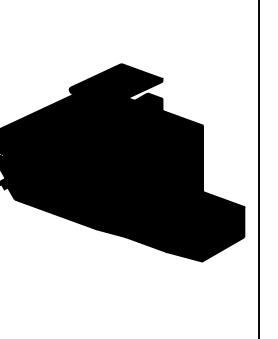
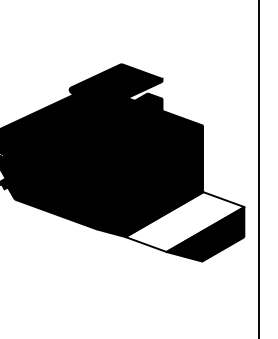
fill: present -> none (184, 221)
